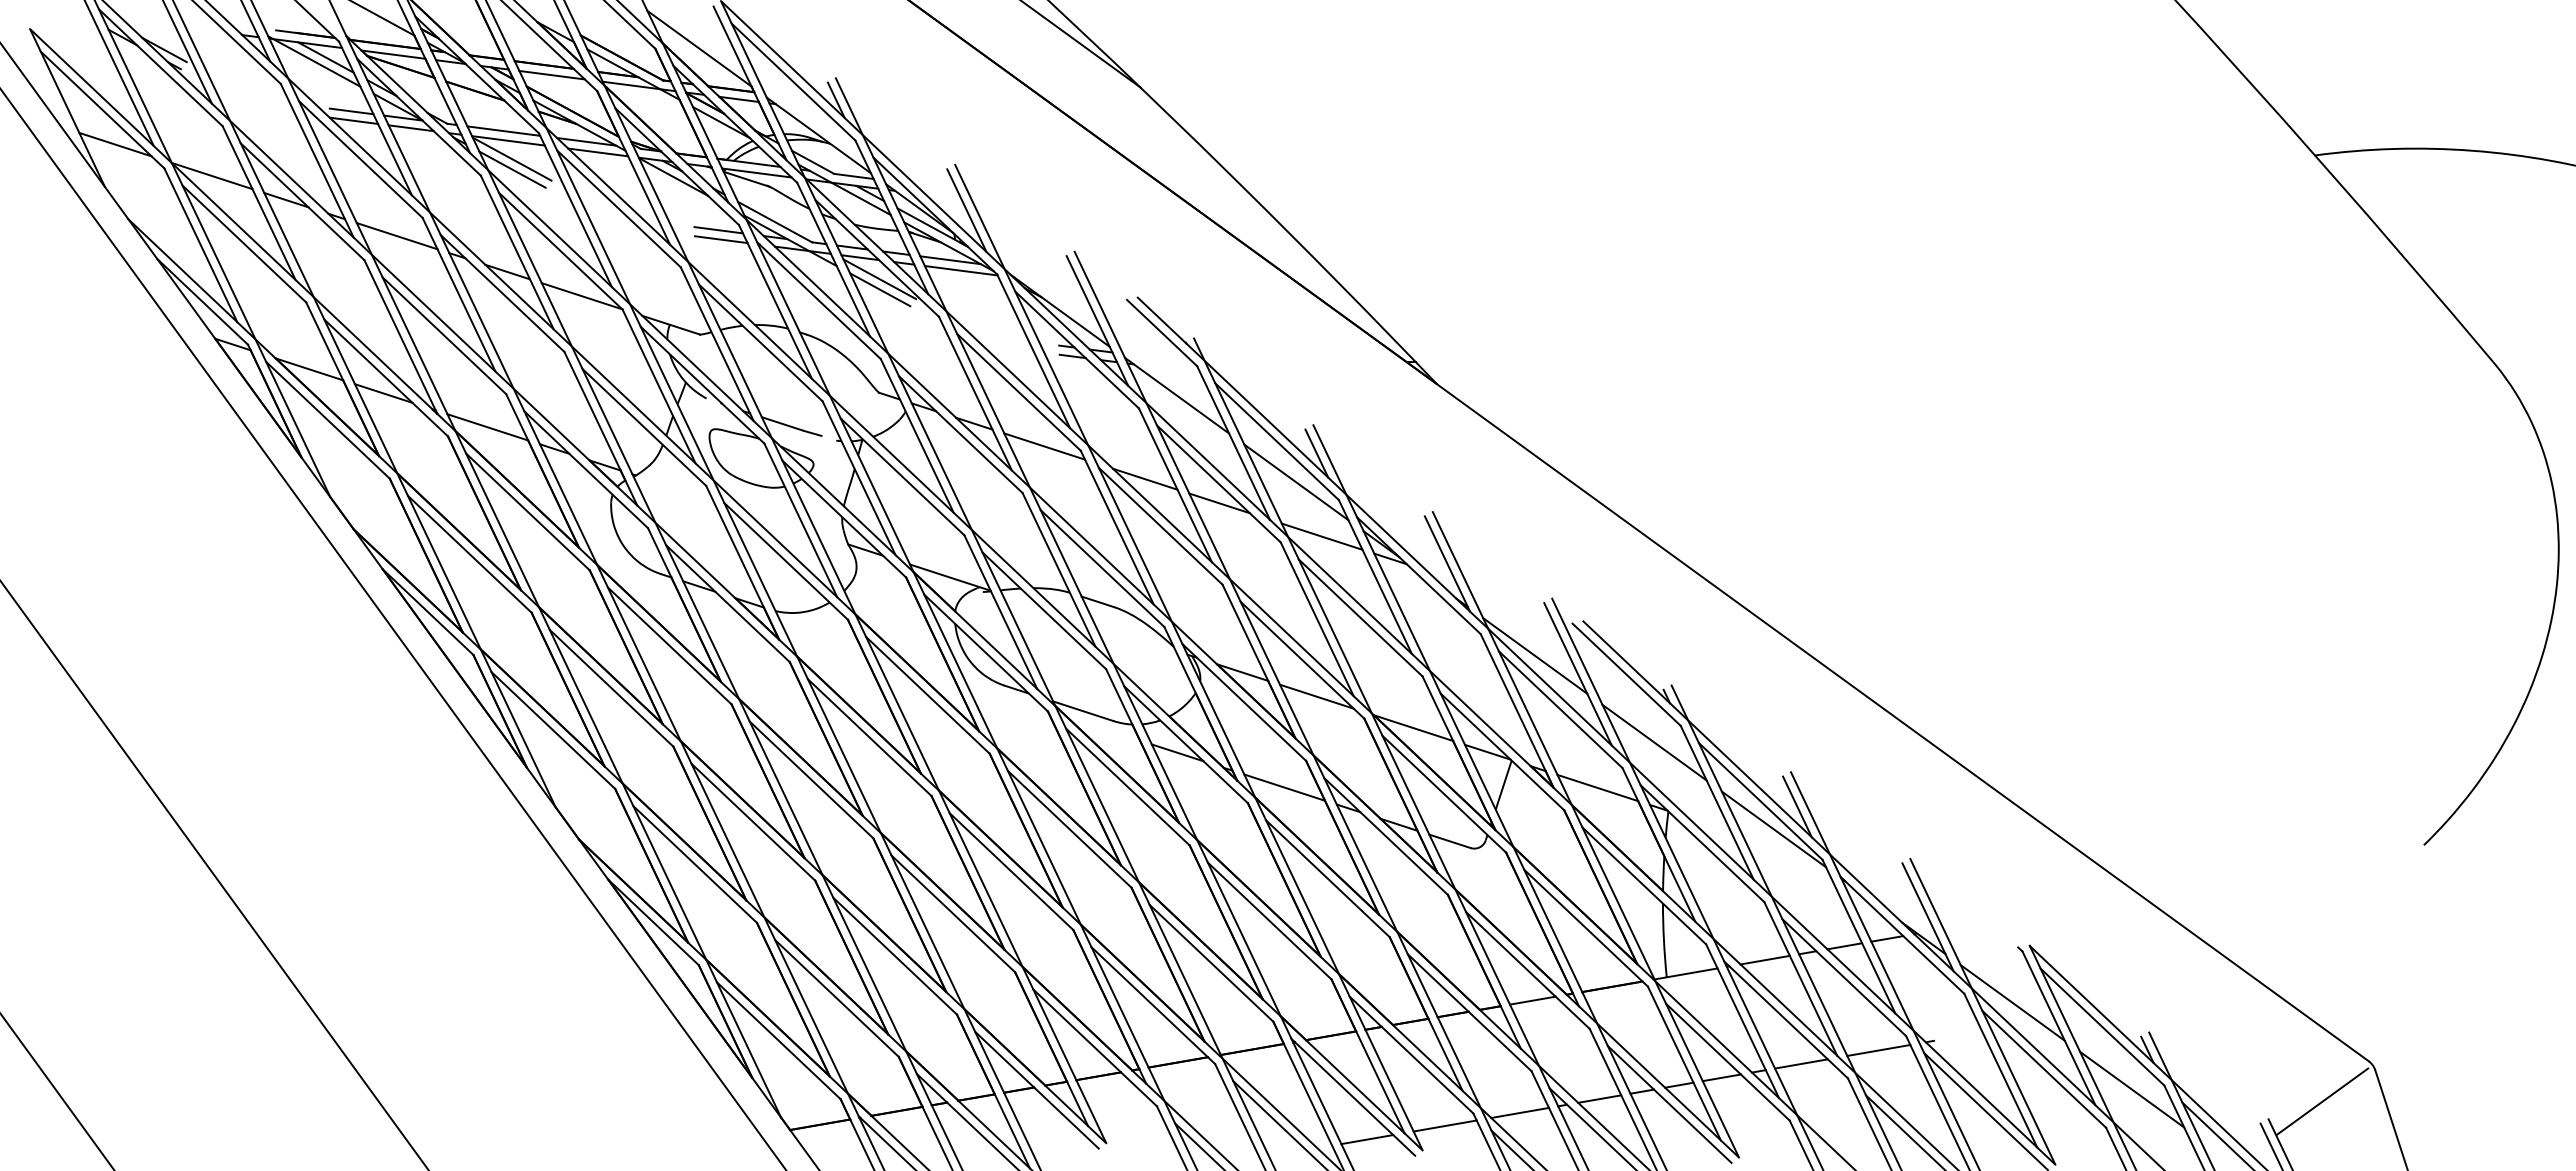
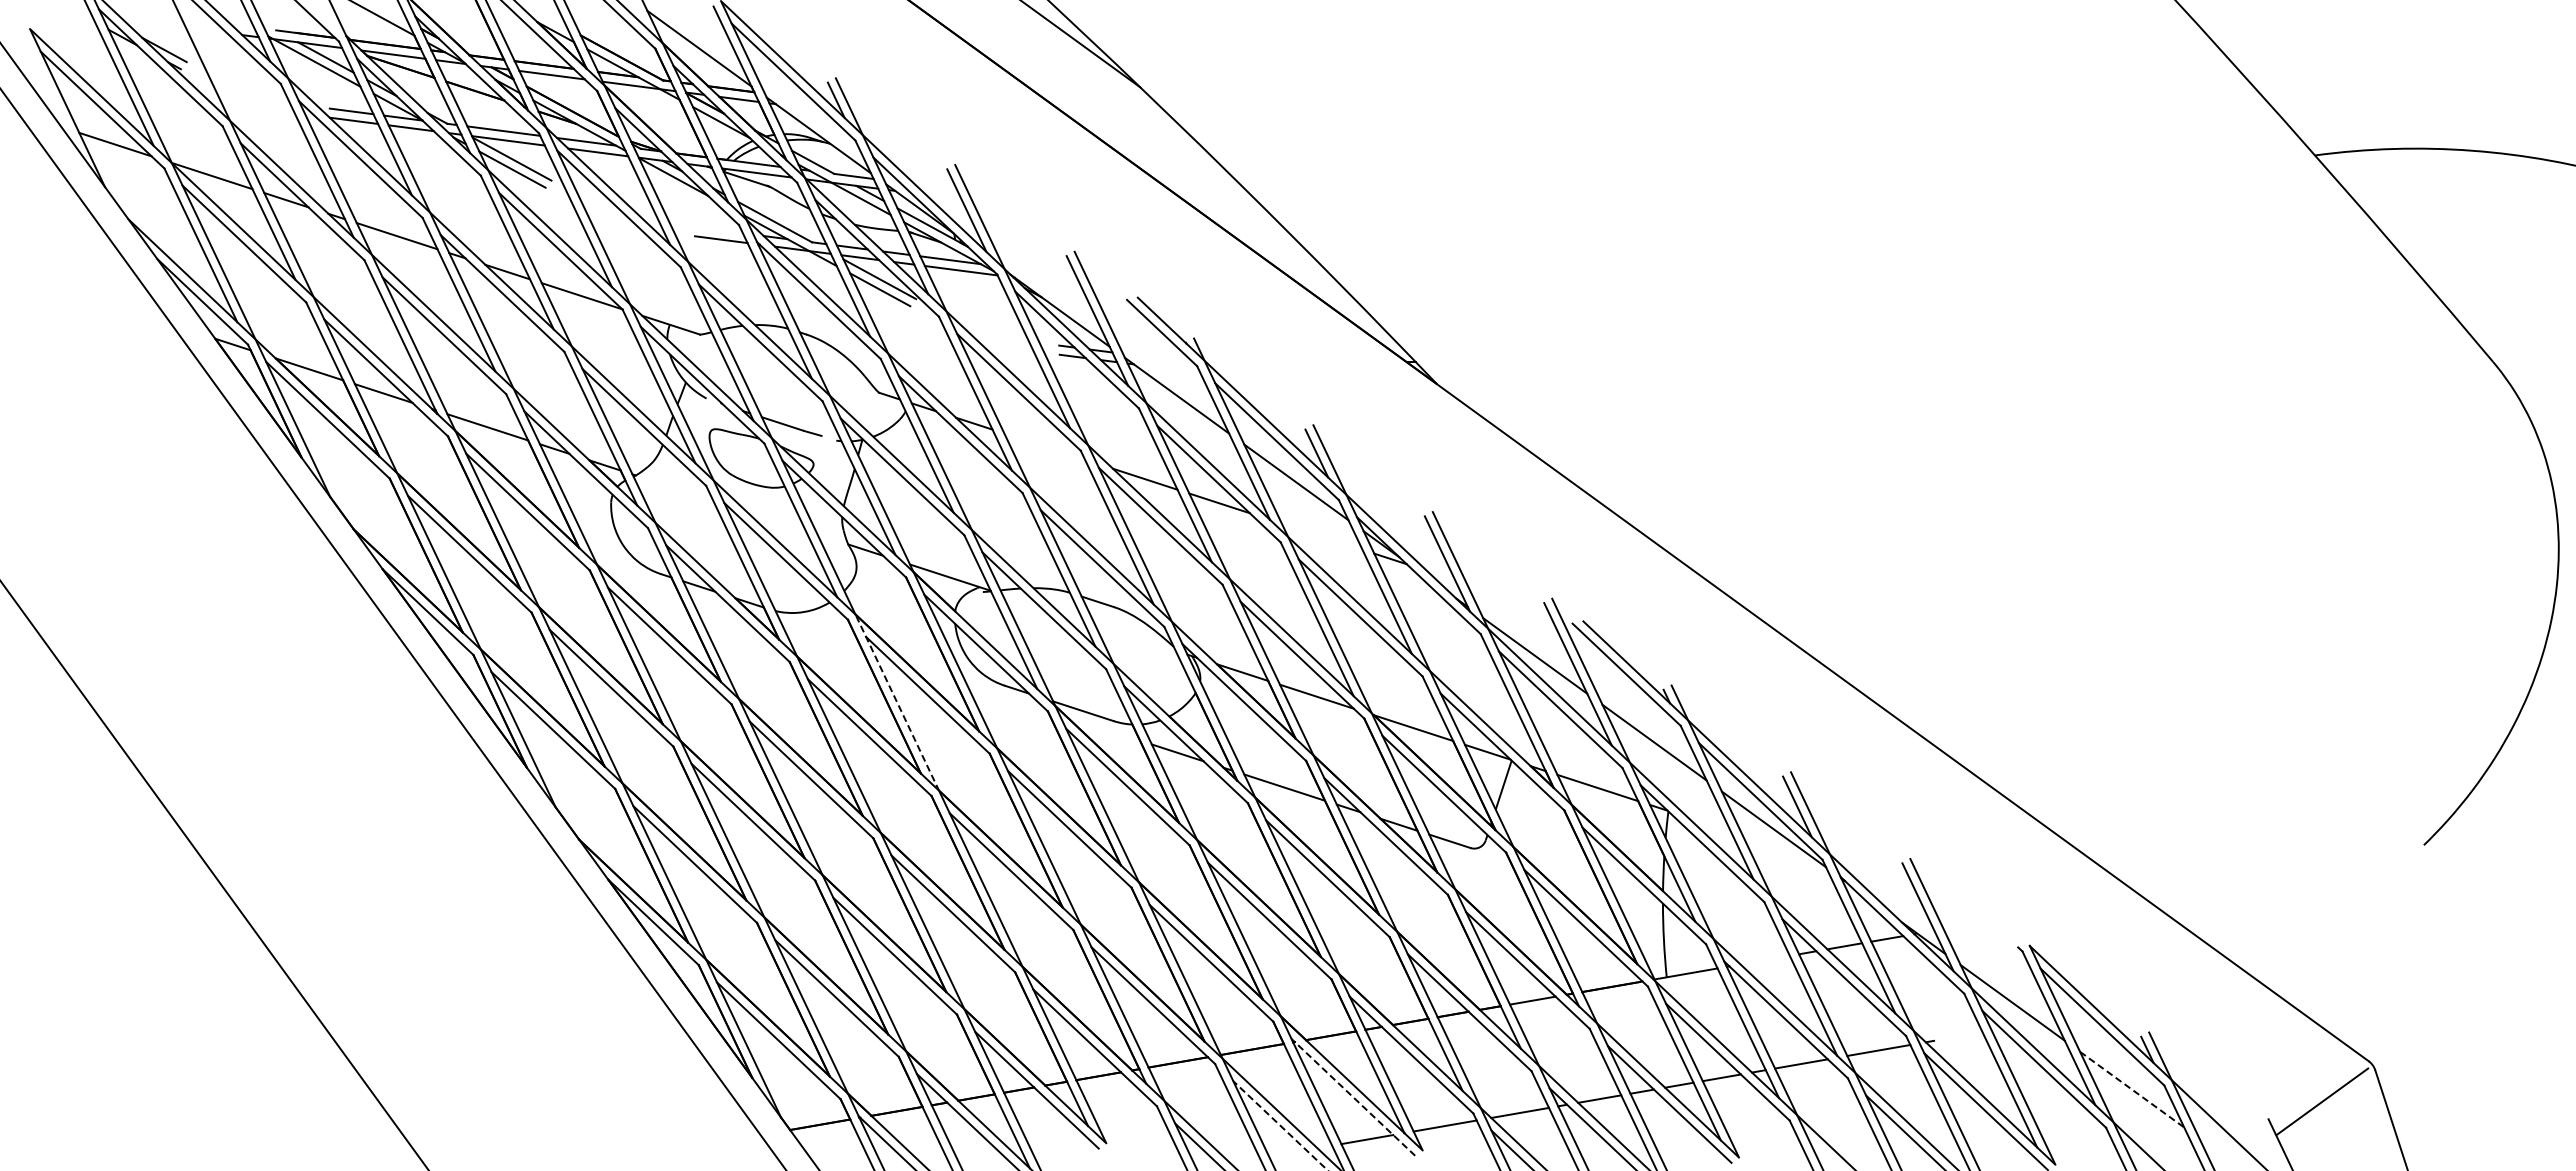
line: present -> none (187, 52)
line: present -> none (718, 230)
line: present -> none (1044, 446)
line: present -> none (1321, 536)
line: solid -> dashed (897, 703)
line: present -> none (1764, 959)
line: solid -> dashed (2132, 1089)
line: present -> none (57, 1091)
line: solid -> dashed (1352, 1097)
line: solid -> dashed (1280, 1125)
line: present -> none (2216, 1134)
line: present -> none (2270, 1145)
